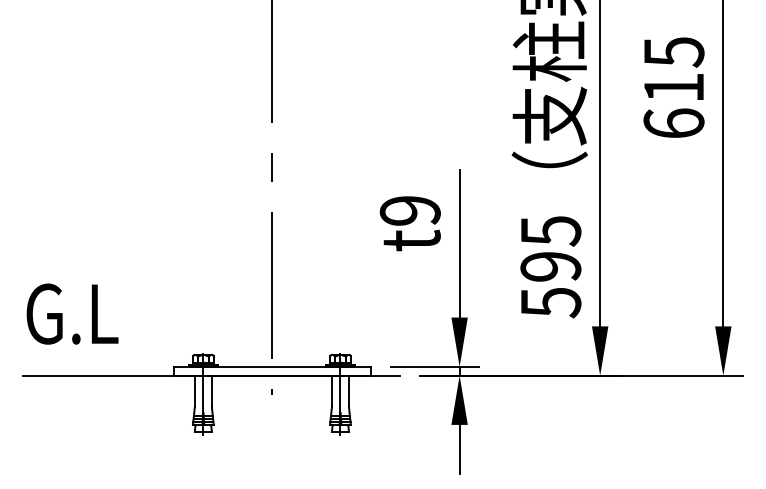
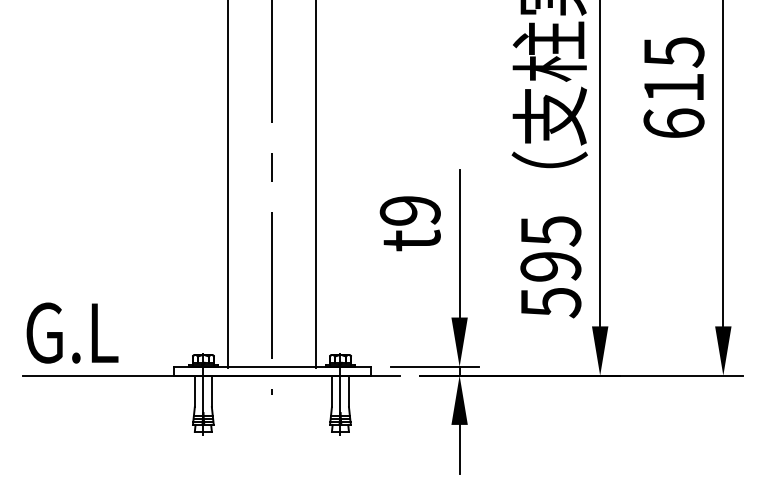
line: none -> present (228, 184)
line: none -> present (316, 184)
text position: (72, 313) -> (72, 332) (72, 332)
